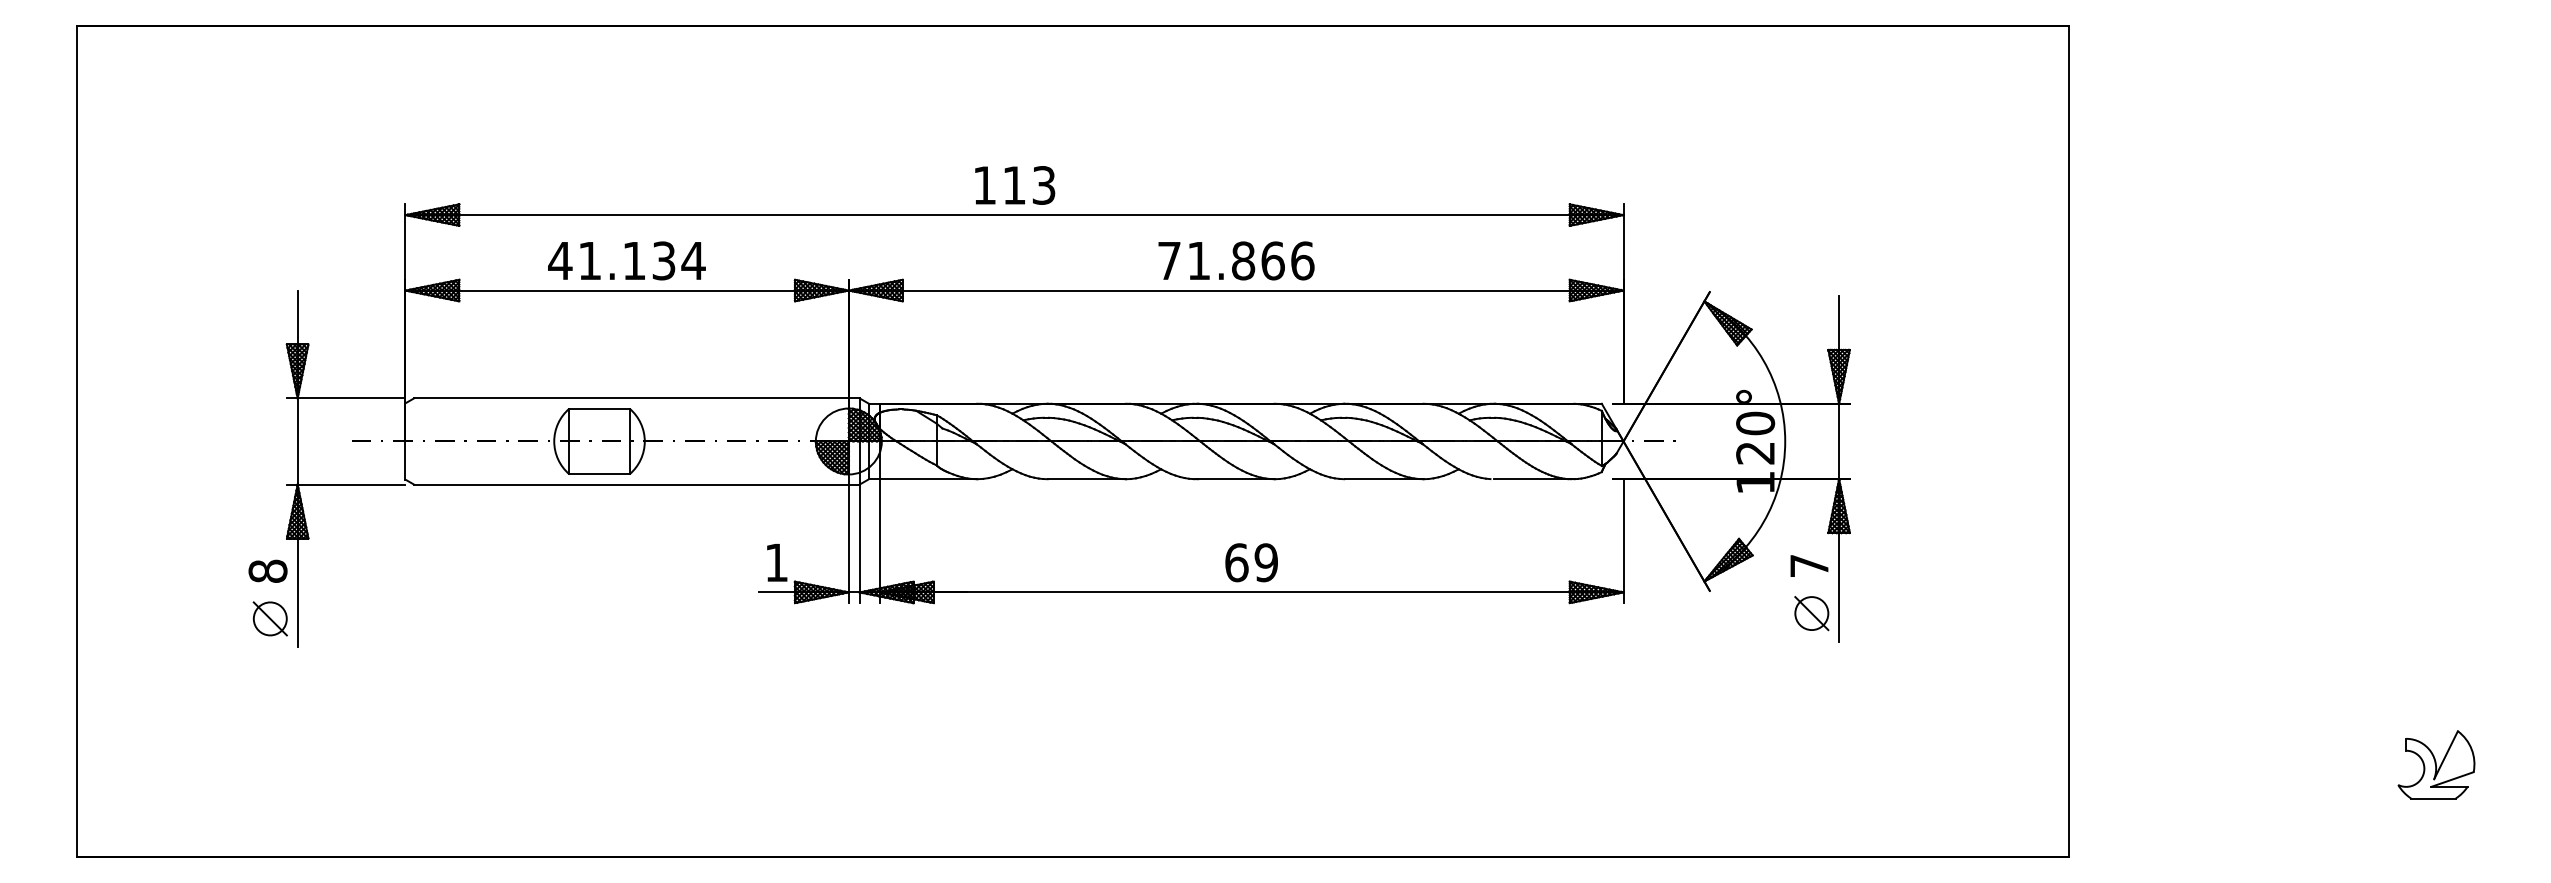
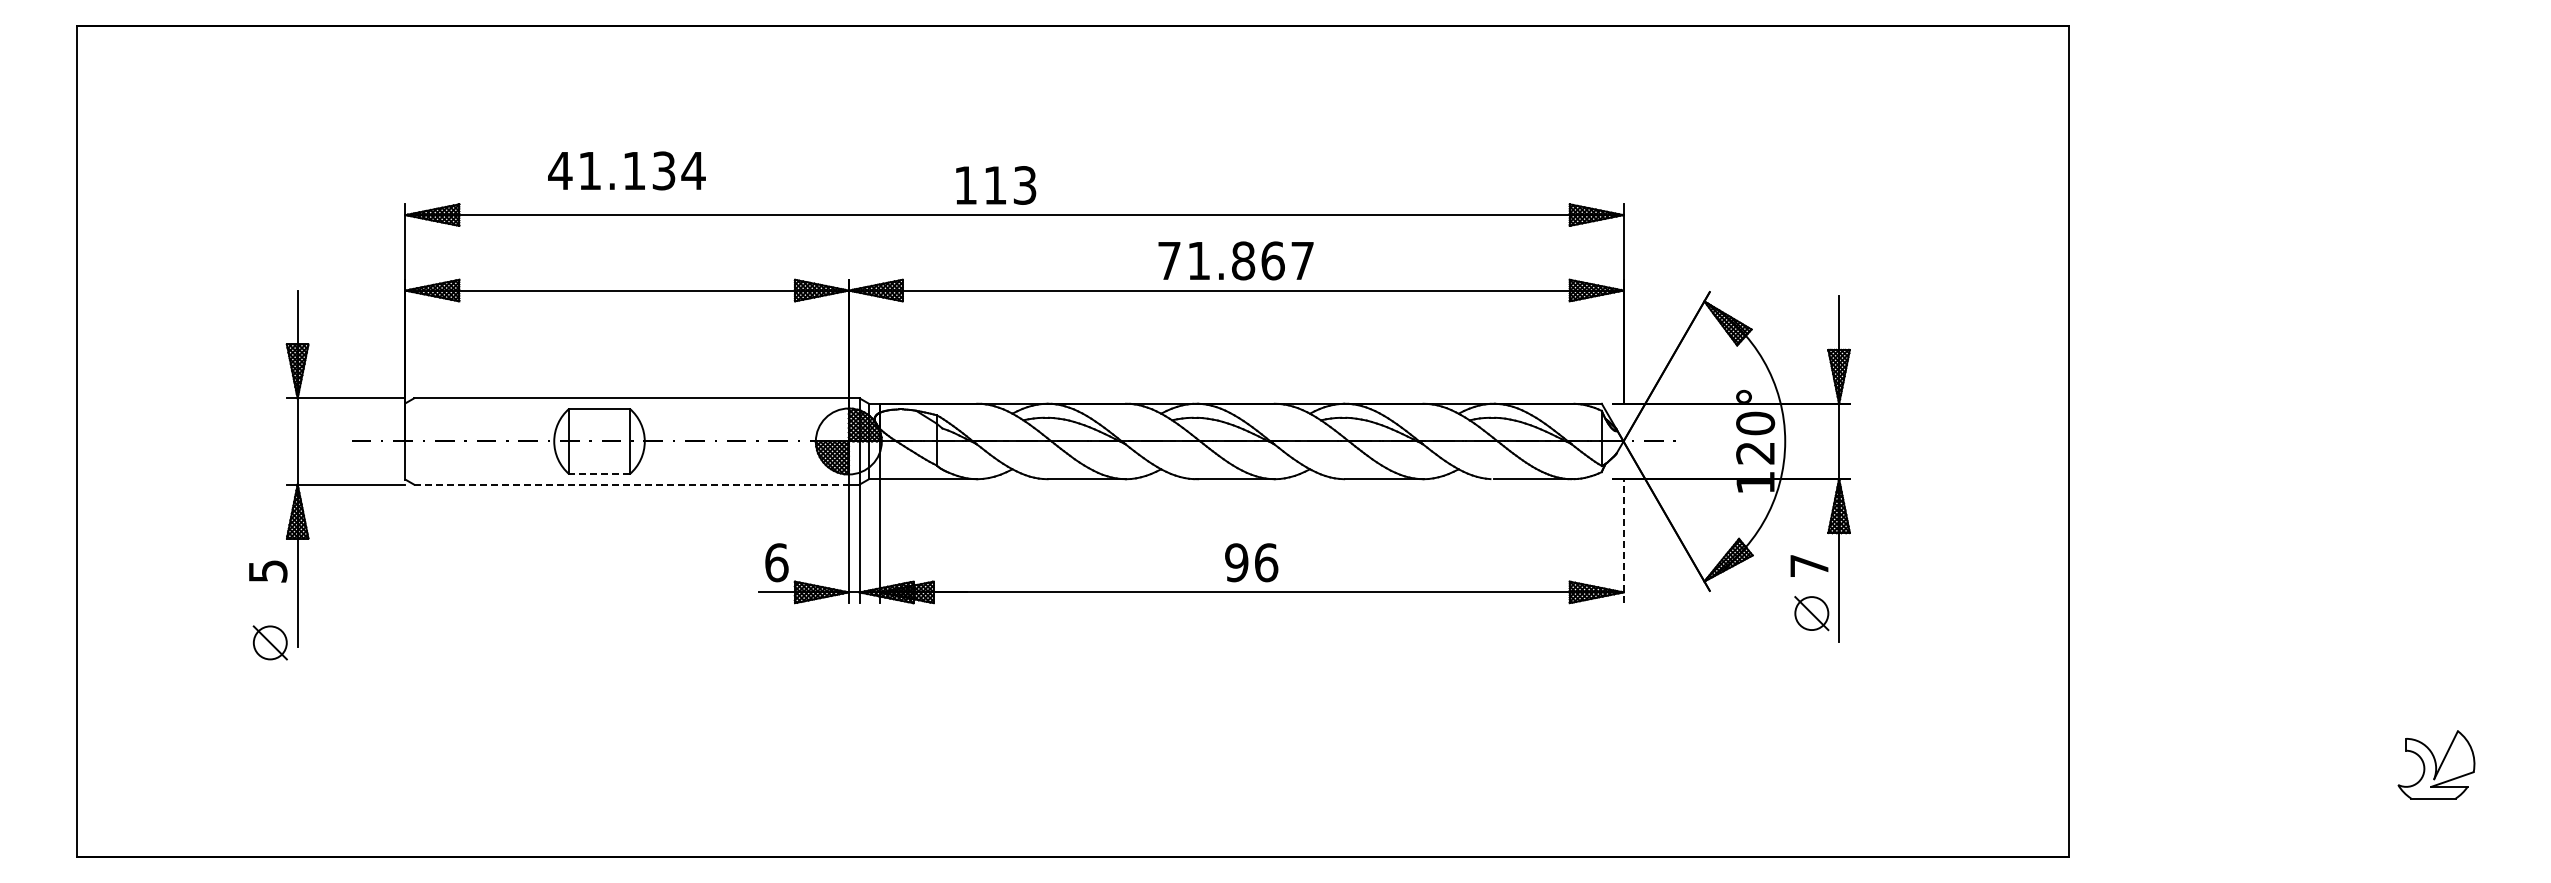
text position: (1015, 185) -> (996, 185) (996, 185)
text position: (626, 260) -> (626, 170) (626, 170)
text: 71.866 -> 71.867 (1302, 260)
line: solid -> dashed (599, 474)
line: solid -> dashed (631, 484)
line: solid -> dashed (1623, 541)
text: 1 -> 6 (776, 562)
text: 69 -> 96 (1251, 562)
text: 8 -> 5 (267, 570)
part position: (269, 618) -> (269, 642) (269, 642)
